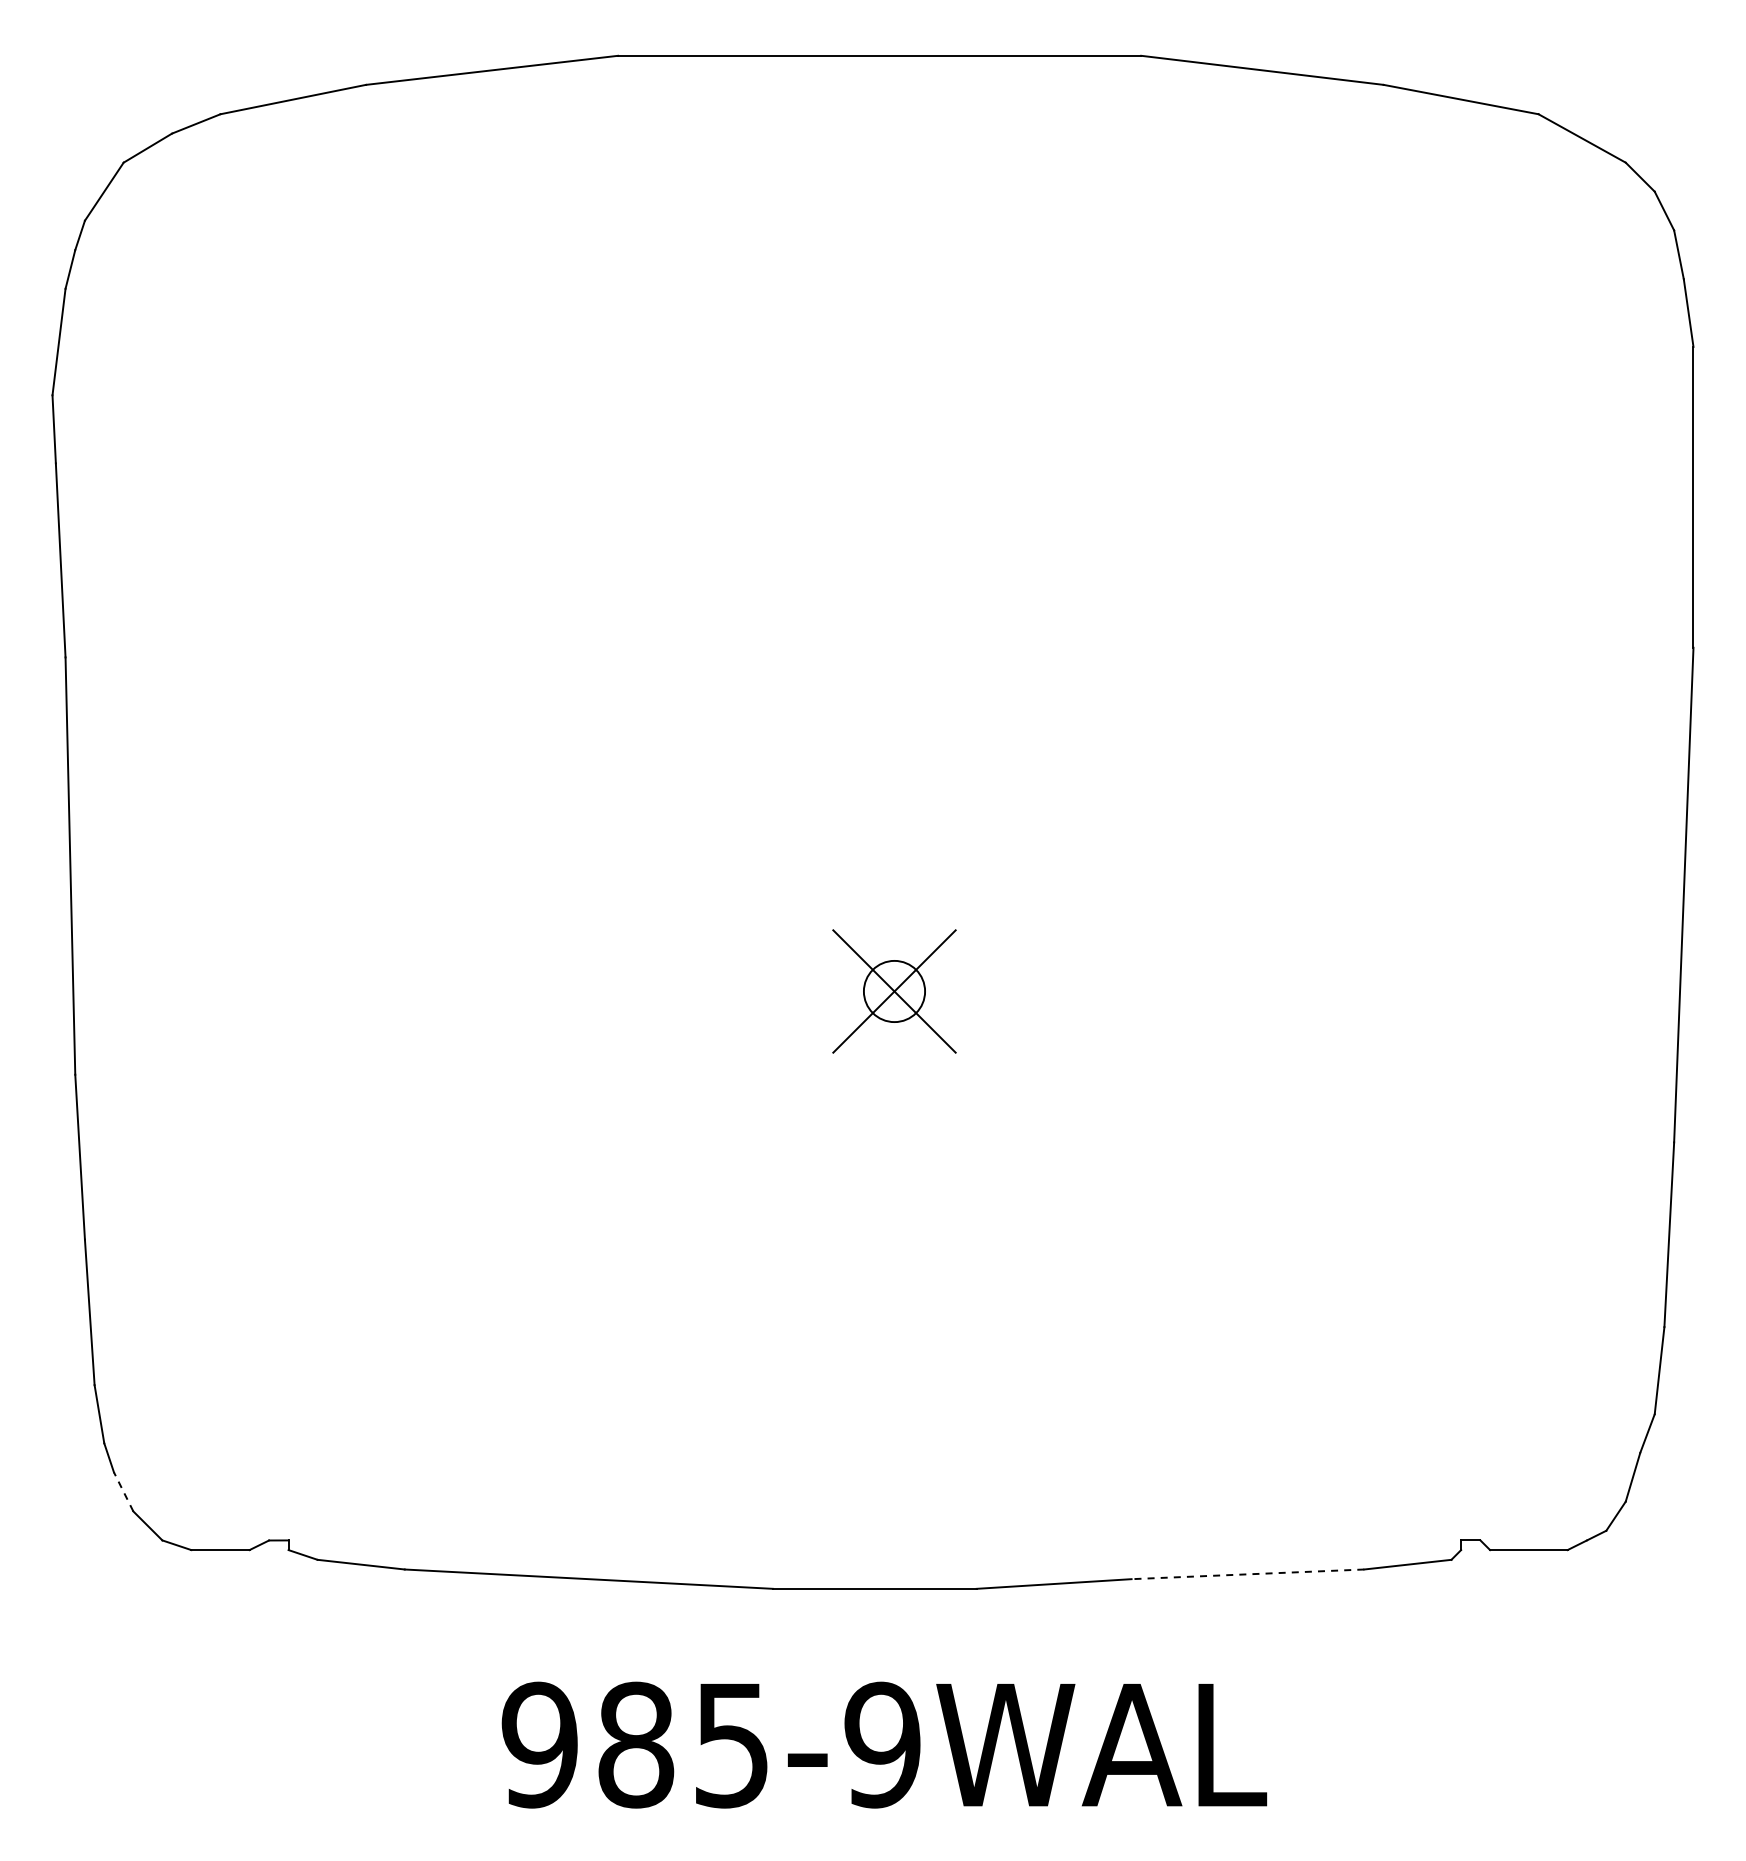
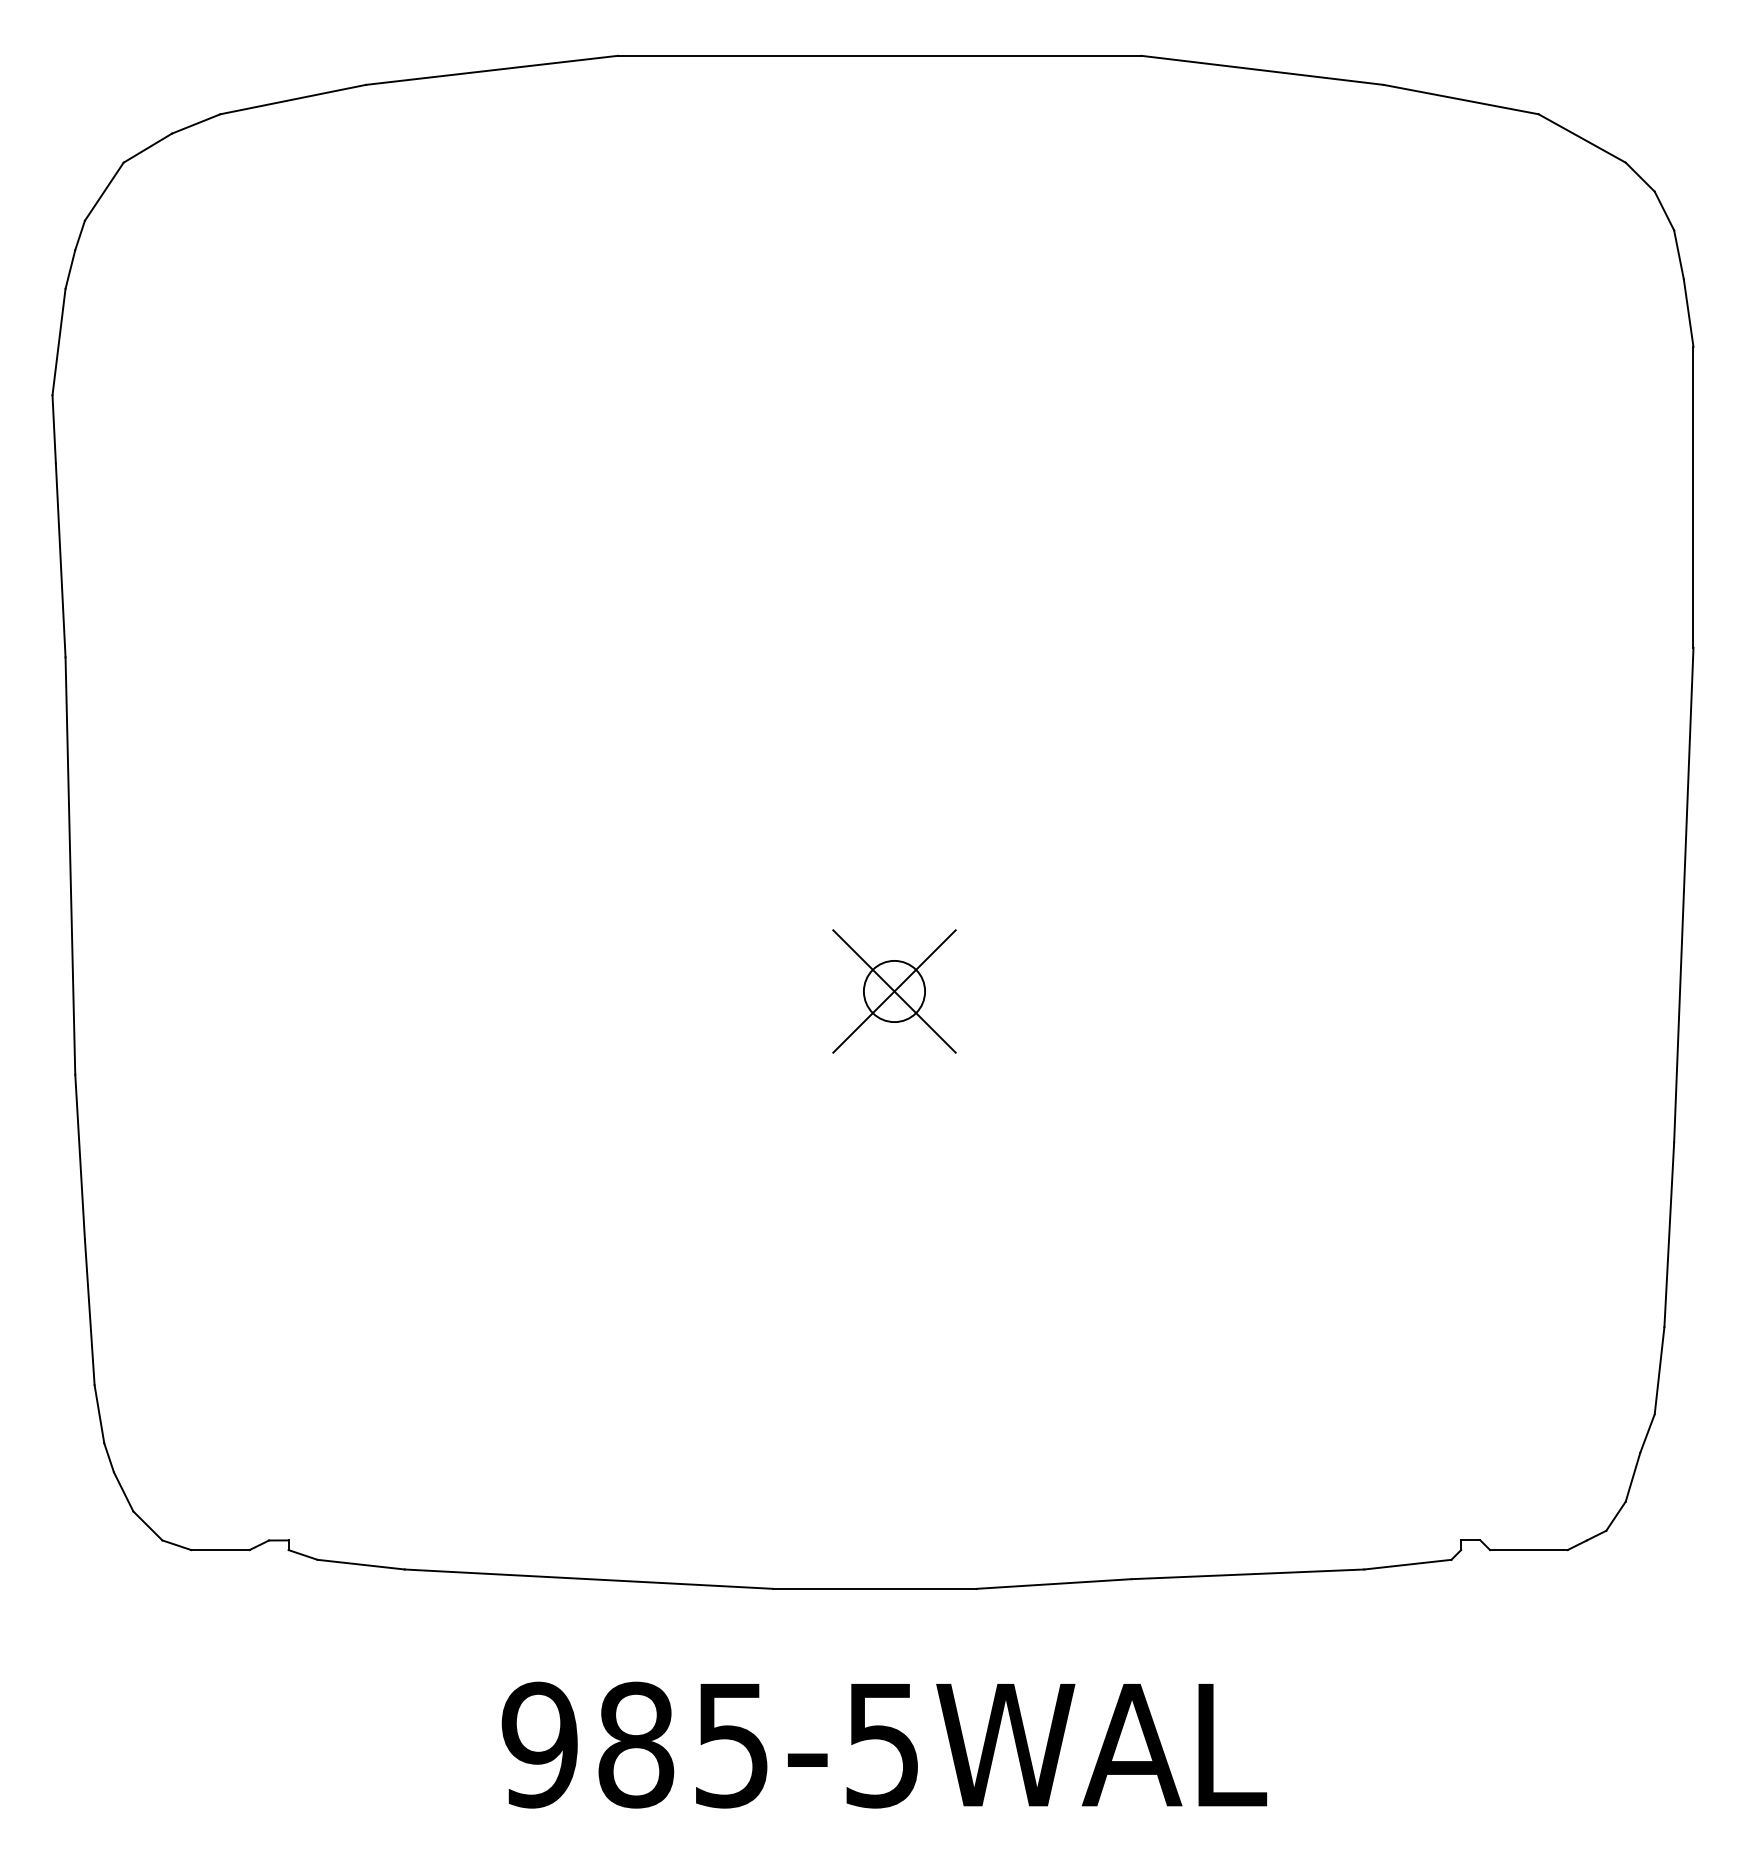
line: dashed -> solid (123, 1491)
line: dashed -> solid (1247, 1574)
text: 985-9WAL -> 985-5WAL (882, 1744)
